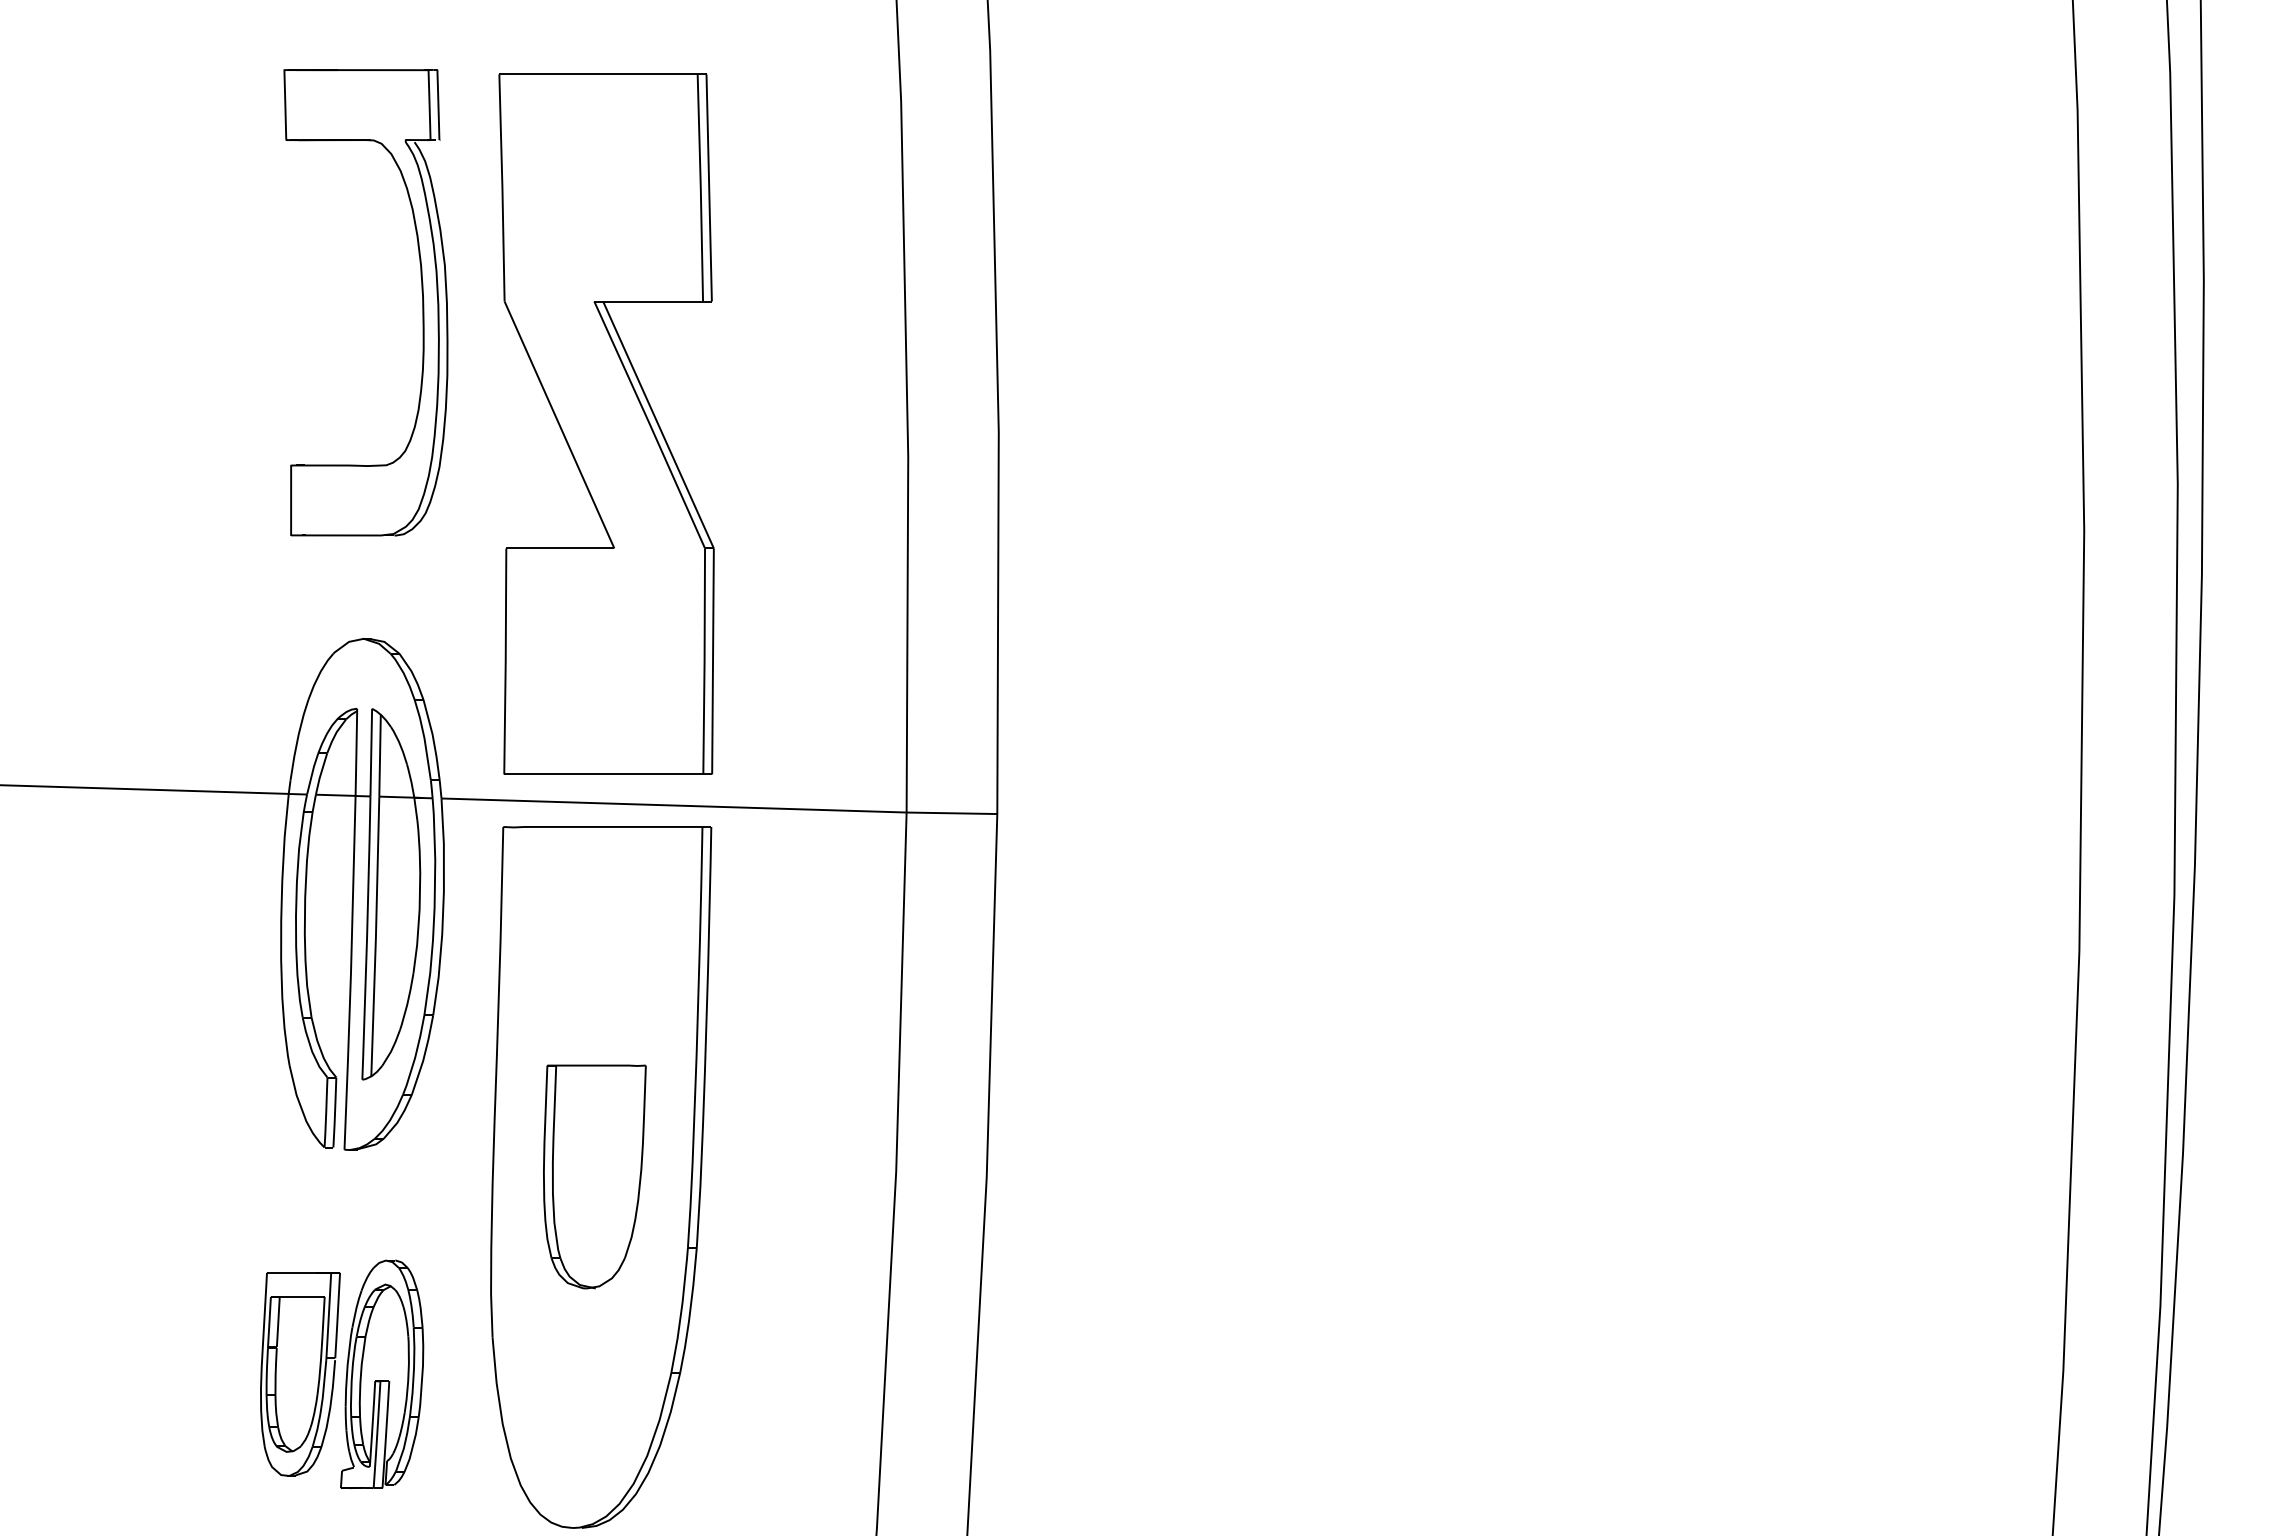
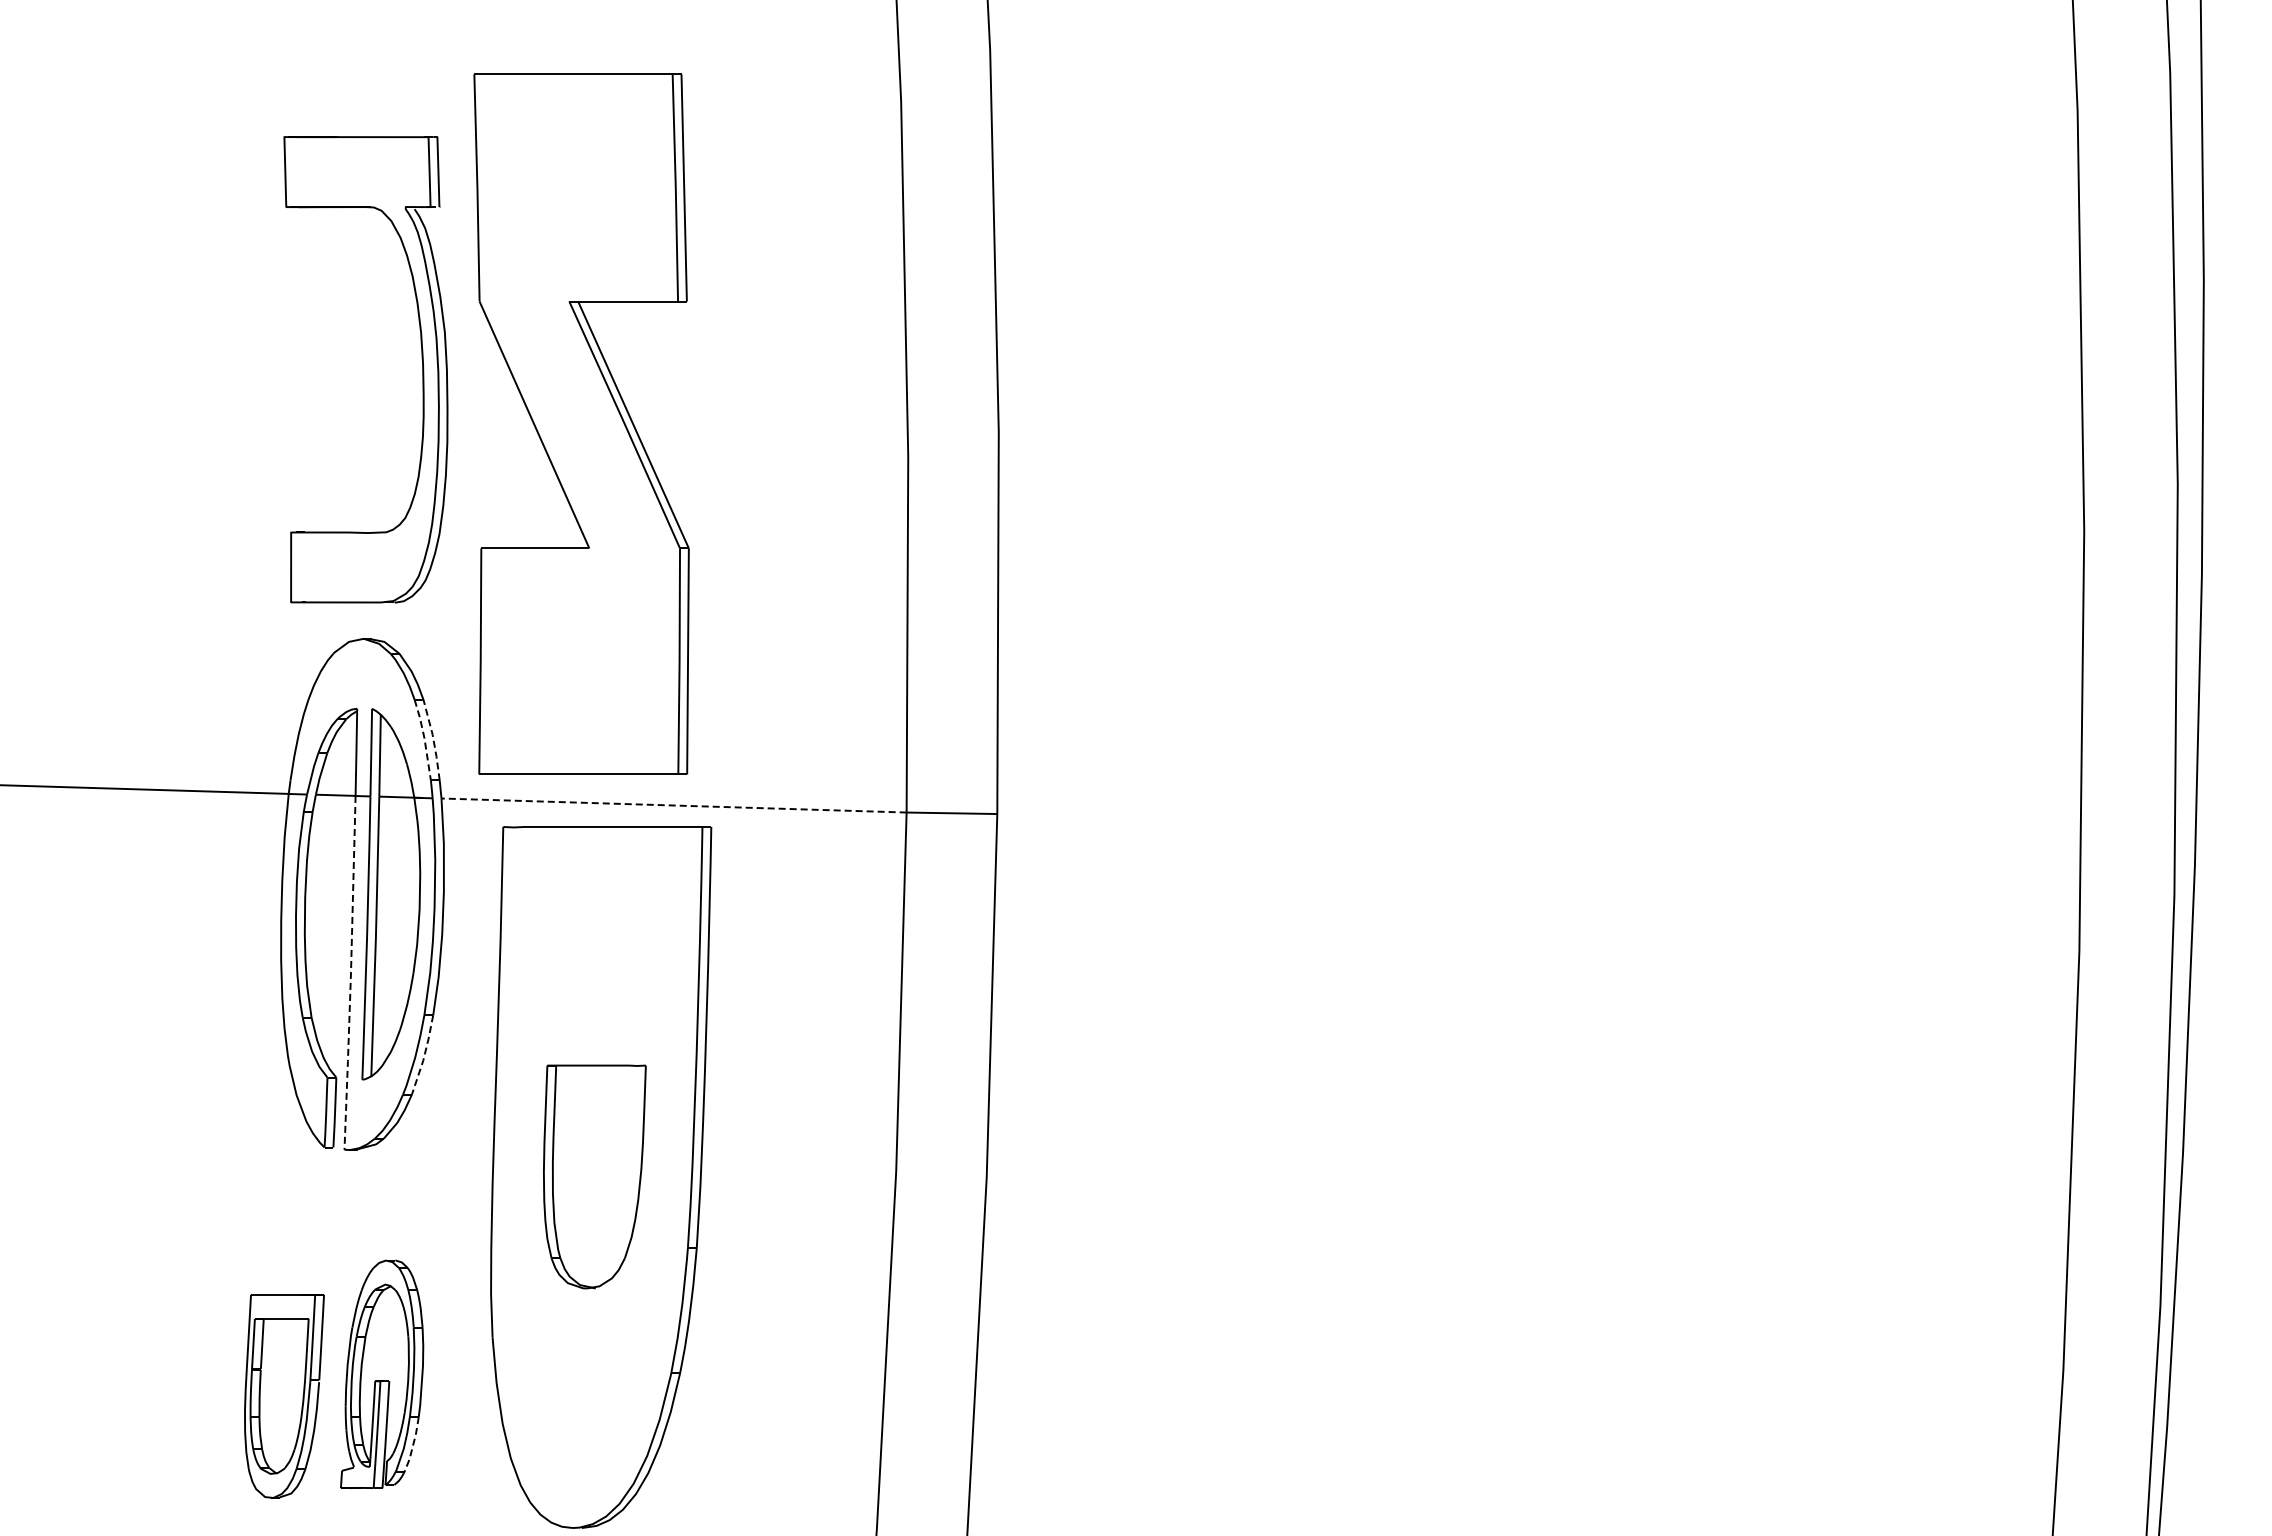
part position: (421, 292) -> (421, 359) (421, 359)
part position: (606, 423) -> (581, 423) (581, 423)
line: solid -> dashed (424, 739)
line: solid -> dashed (433, 740)
line: solid -> dashed (674, 805)
line: solid -> dashed (350, 973)
line: solid -> dashed (424, 1055)
part position: (300, 1374) -> (284, 1396) (284, 1396)
line: solid -> dashed (413, 1444)
